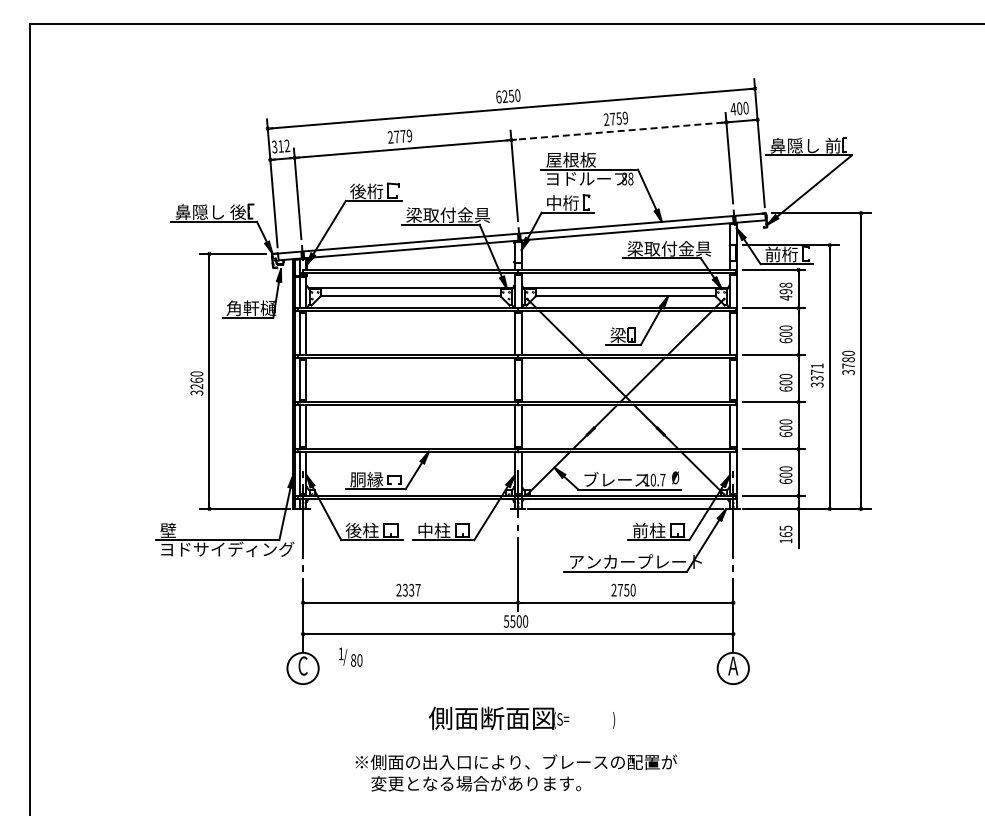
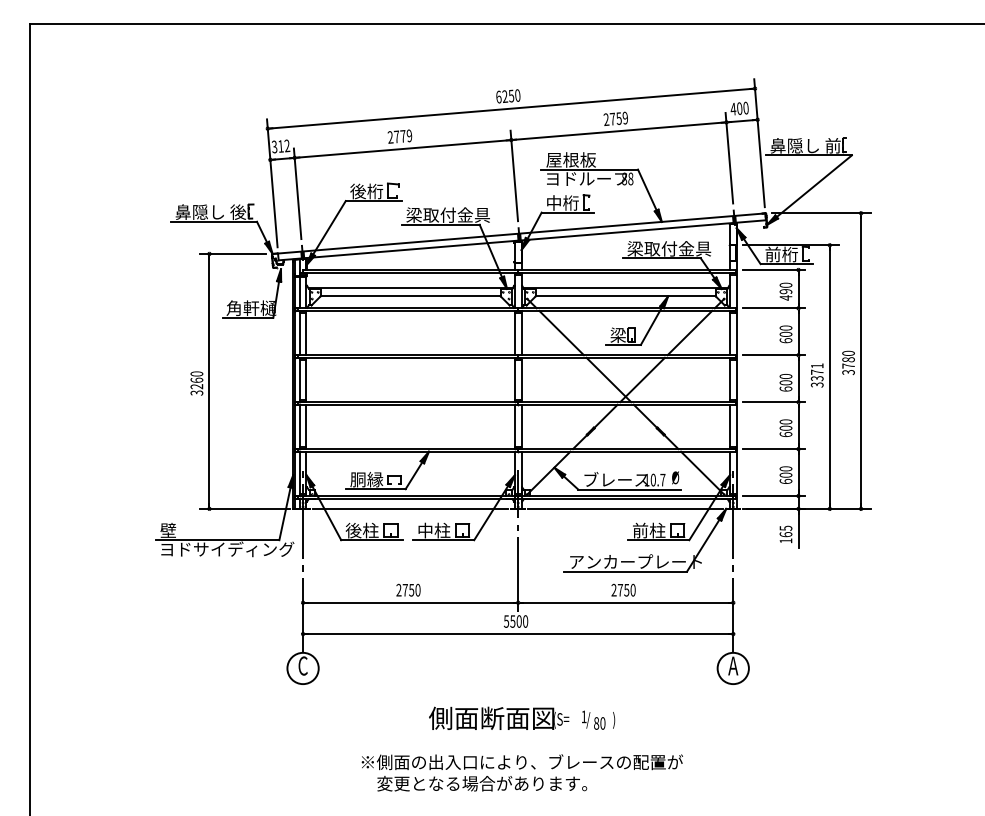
line: dashed -> solid (618, 131)
text: 498 -> 490 (786, 284)
line: none -> present (410, 509)
text: 2337 -> 2750 (411, 589)
text position: (350, 656) -> (593, 719) (593, 719)
text position: (515, 772) -> (521, 772) (521, 772)
